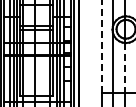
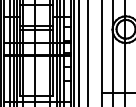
line: dashed -> solid (102, 45)
line: none -> present (88, 52)
line: dashed -> solid (124, 67)
